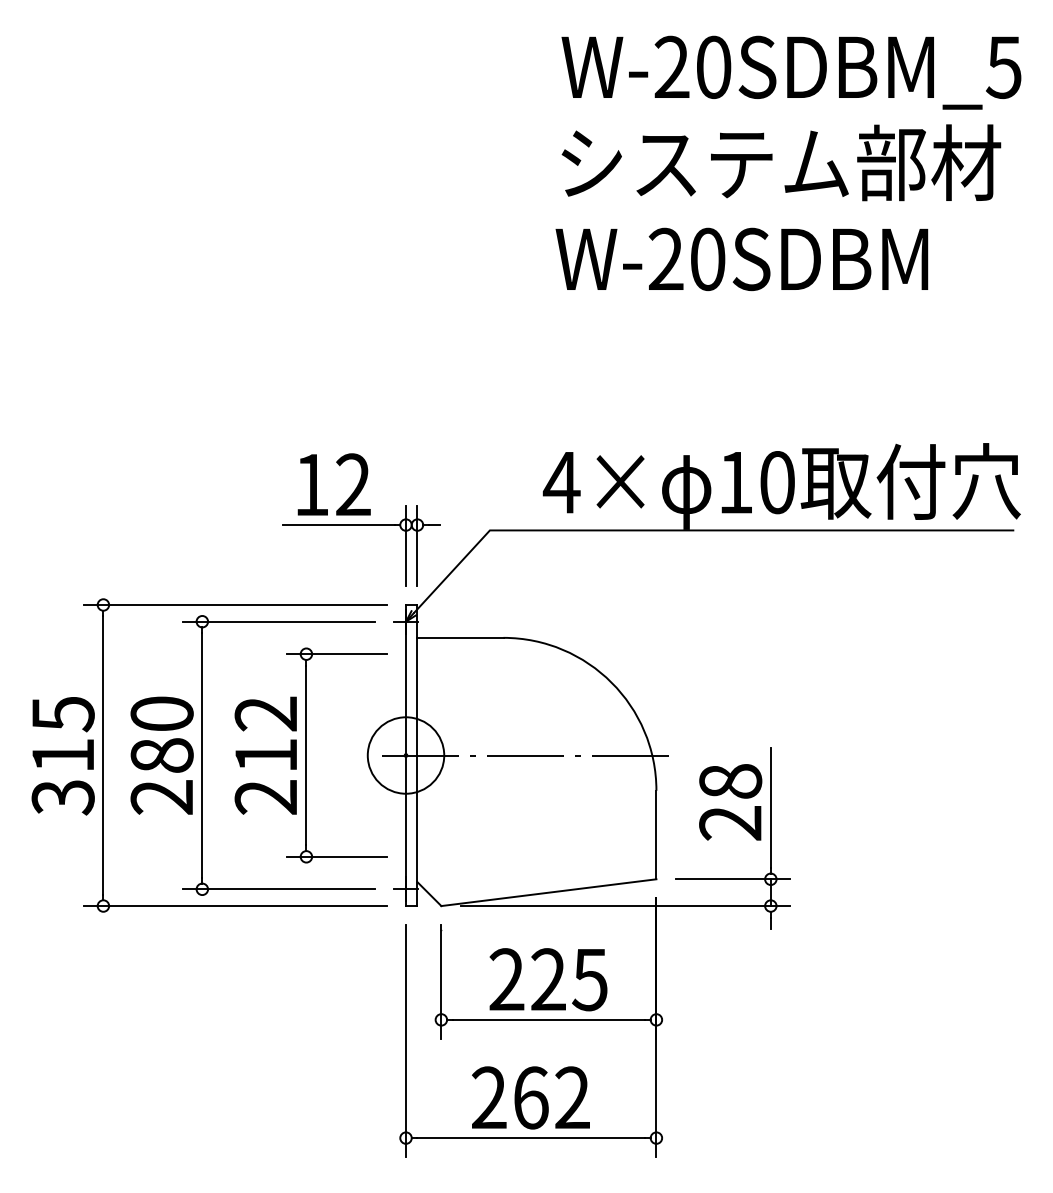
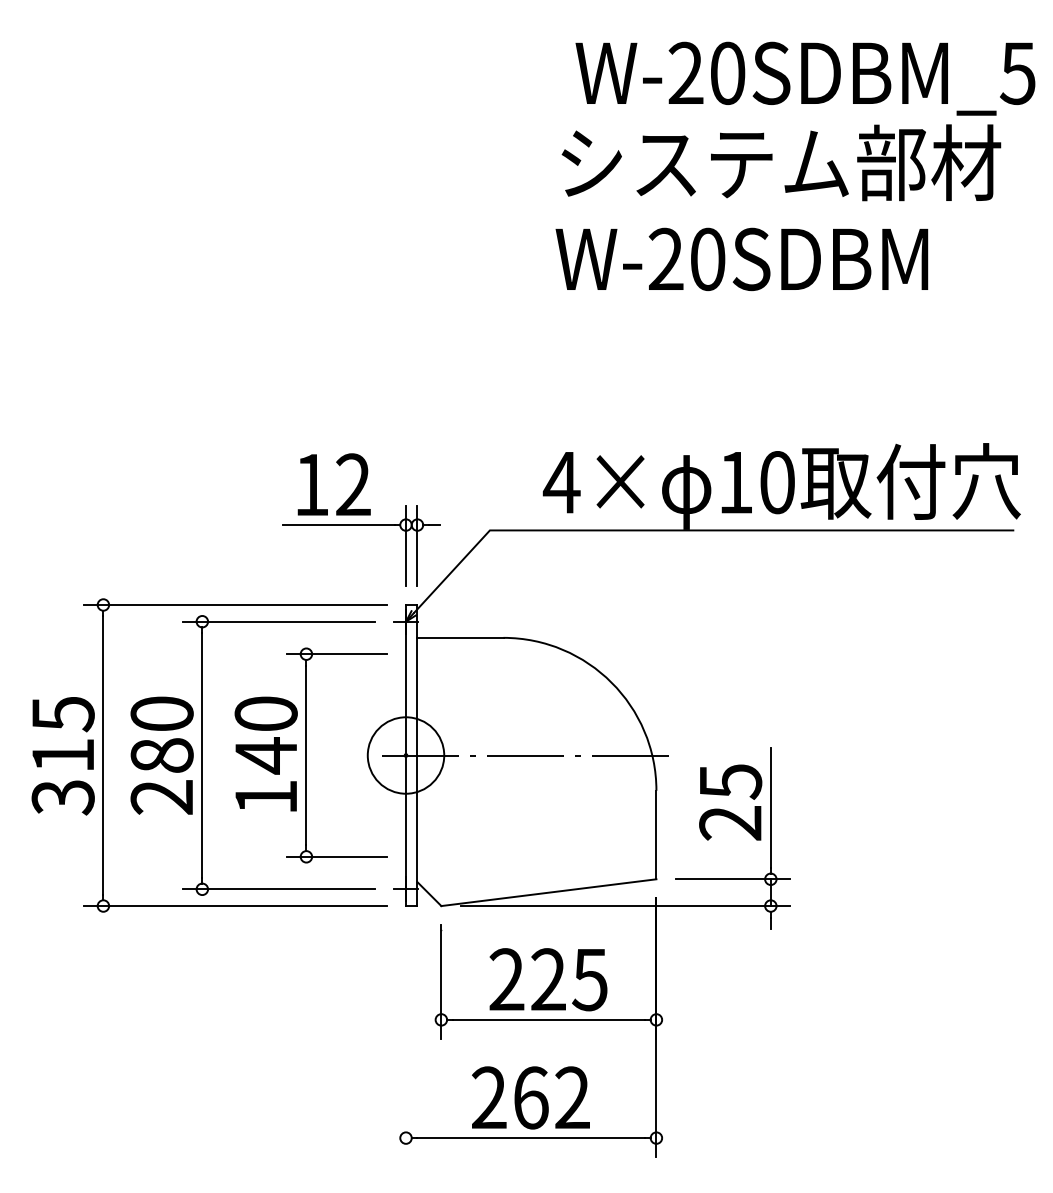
text position: (791, 72) -> (805, 78) (805, 78)
text: 212 -> 140 (265, 755)
text: 28 -> 25 (730, 781)
line: present -> none (406, 1041)
